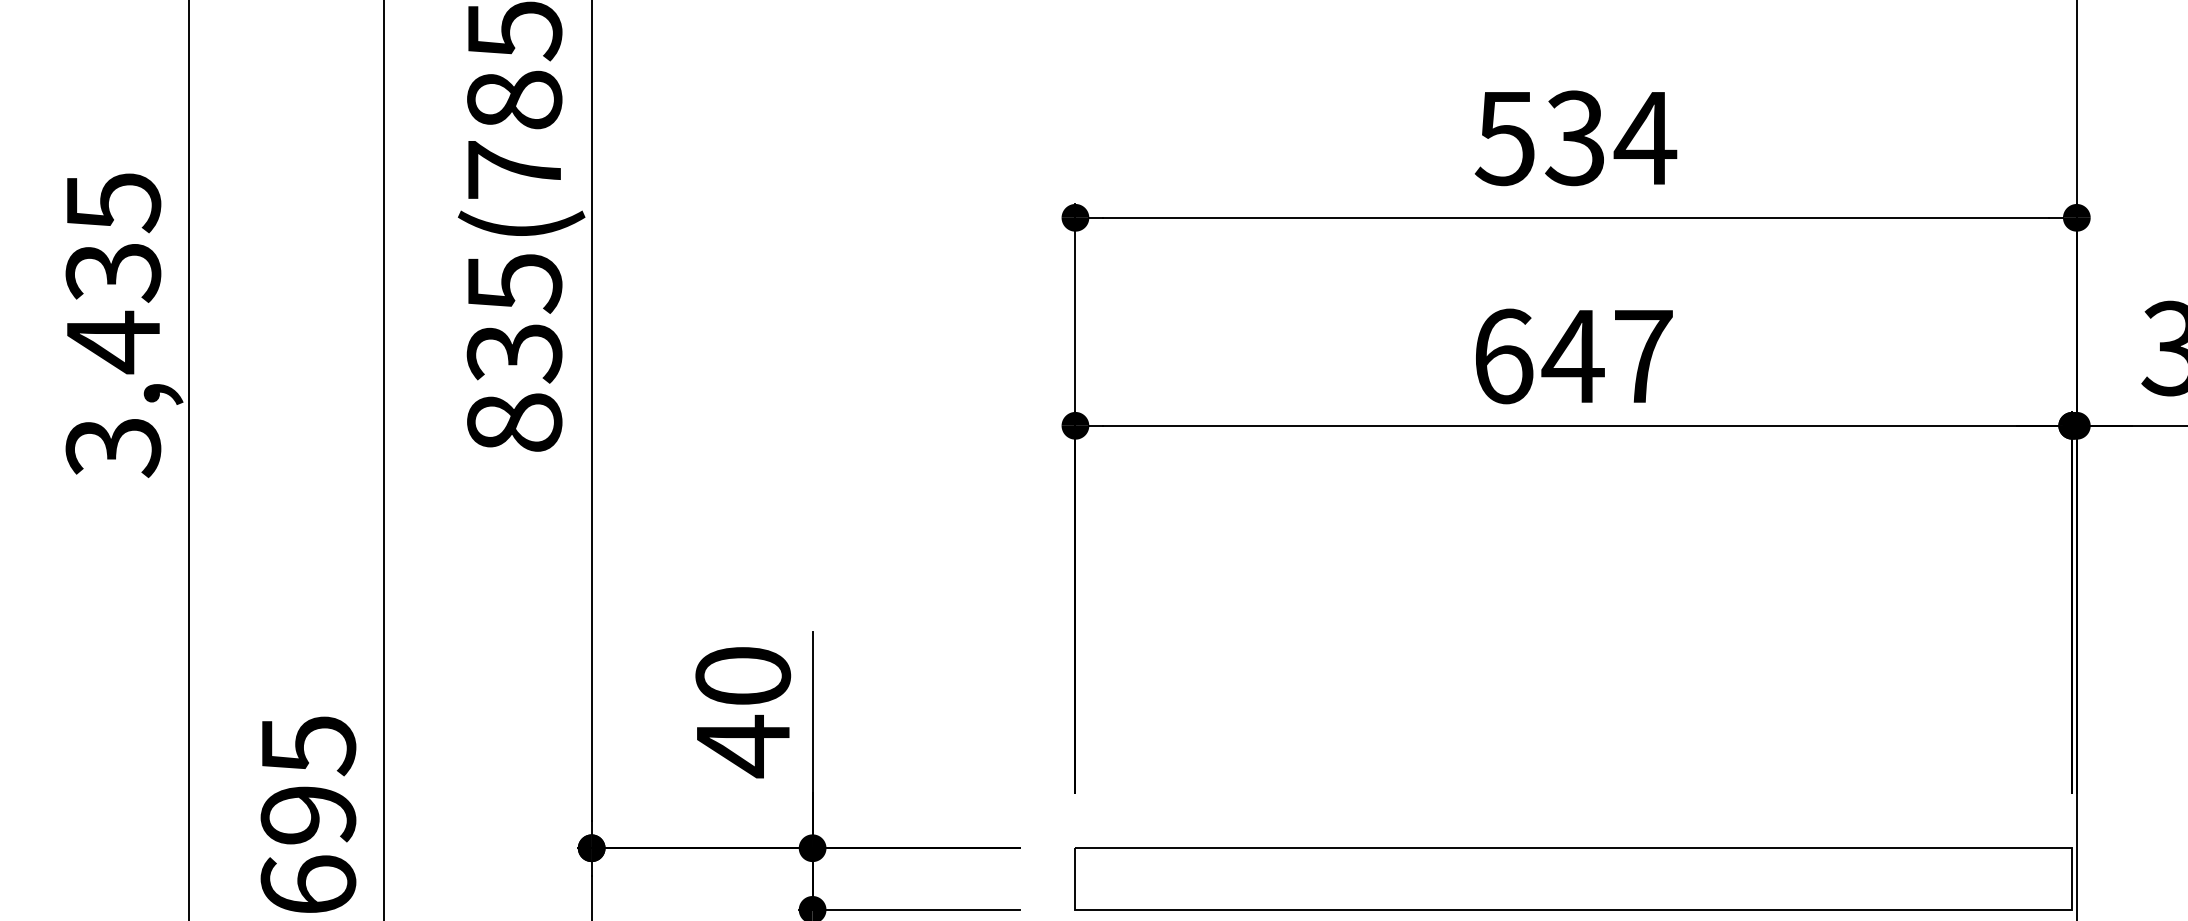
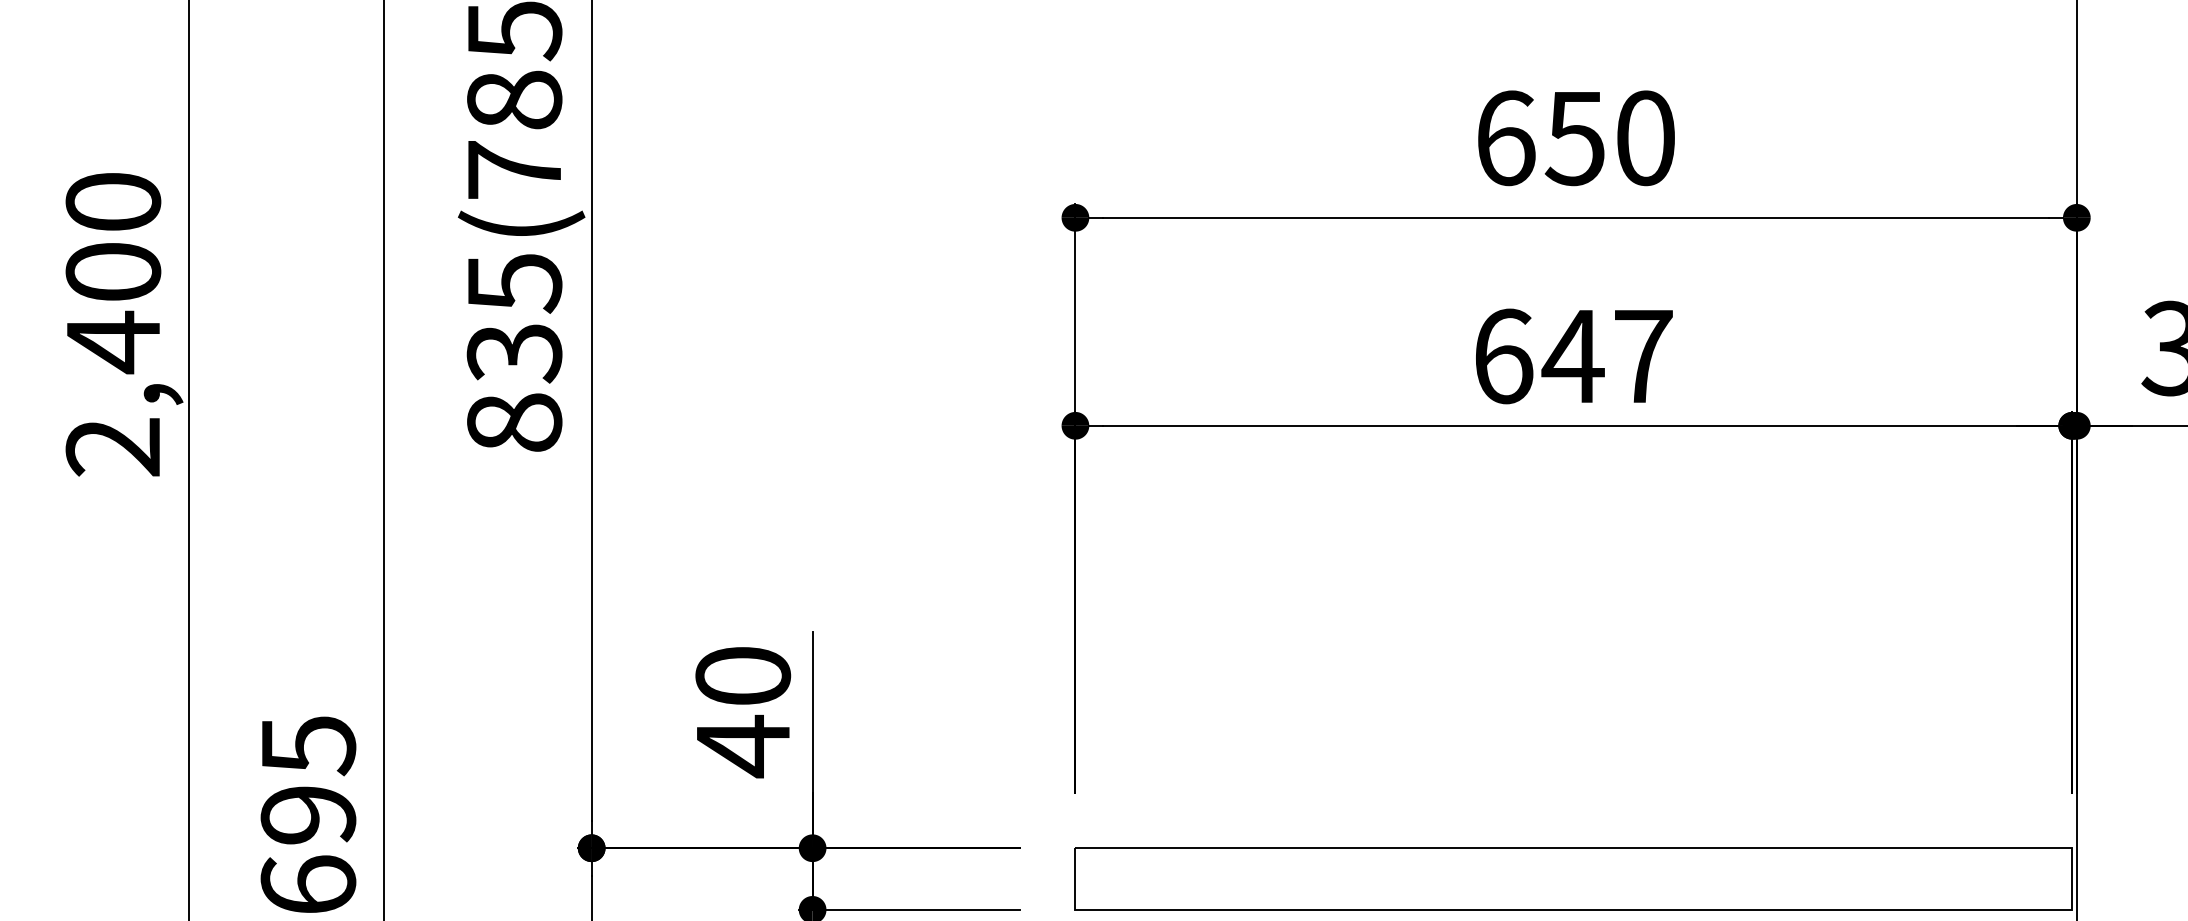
text: 534 -> 650 (1575, 138)
text: 3,435 -> 2,400 (113, 325)
